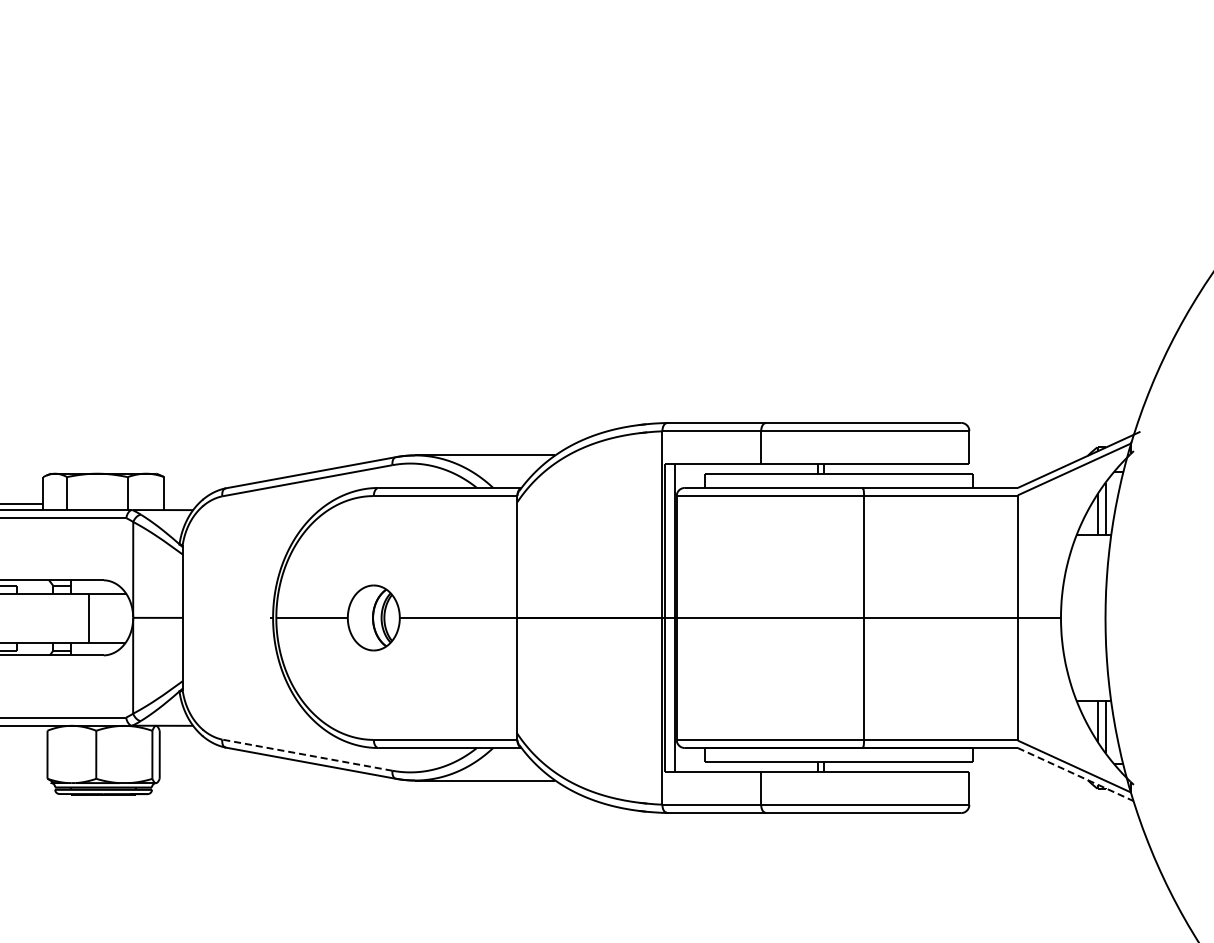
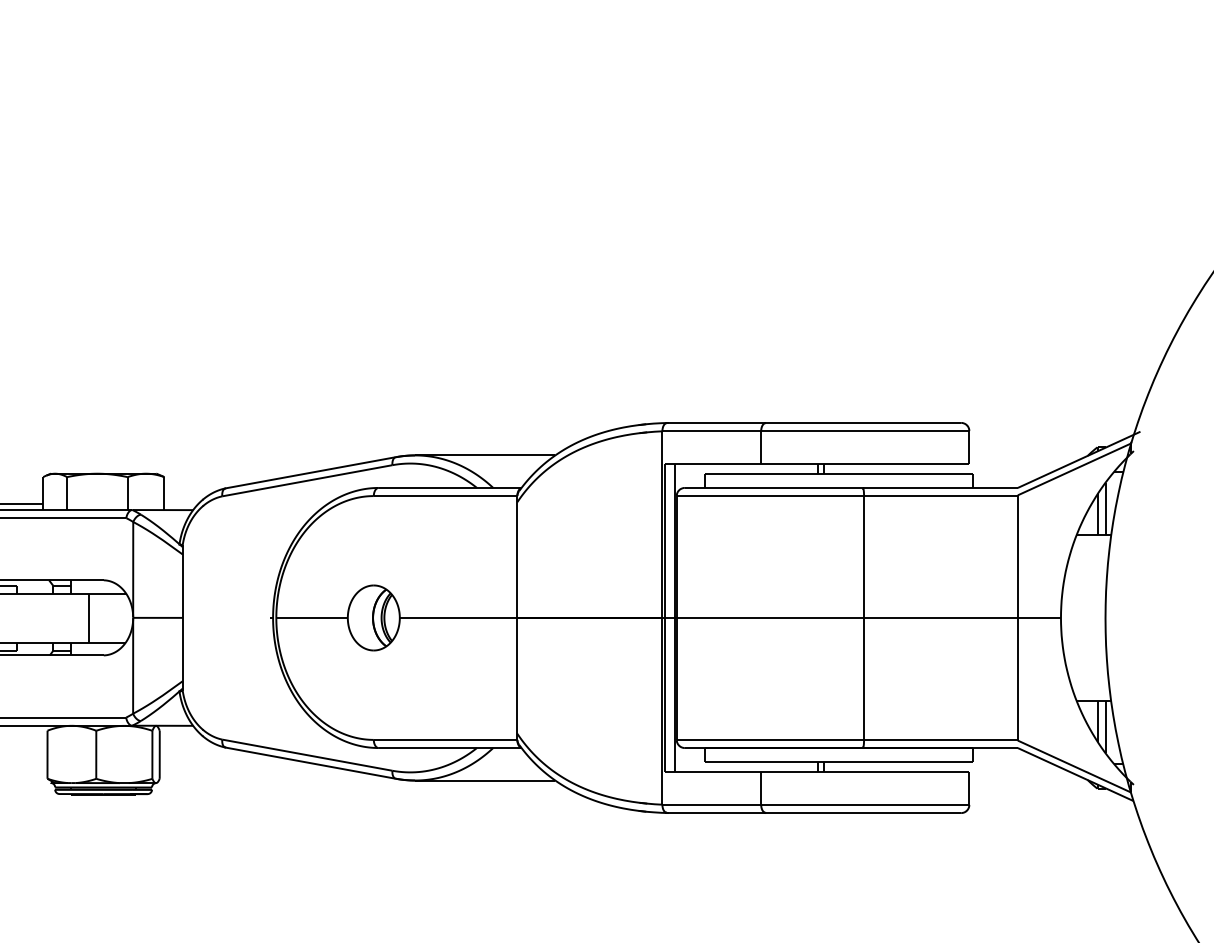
line: dashed -> solid (306, 755)
line: dashed -> solid (1075, 774)
